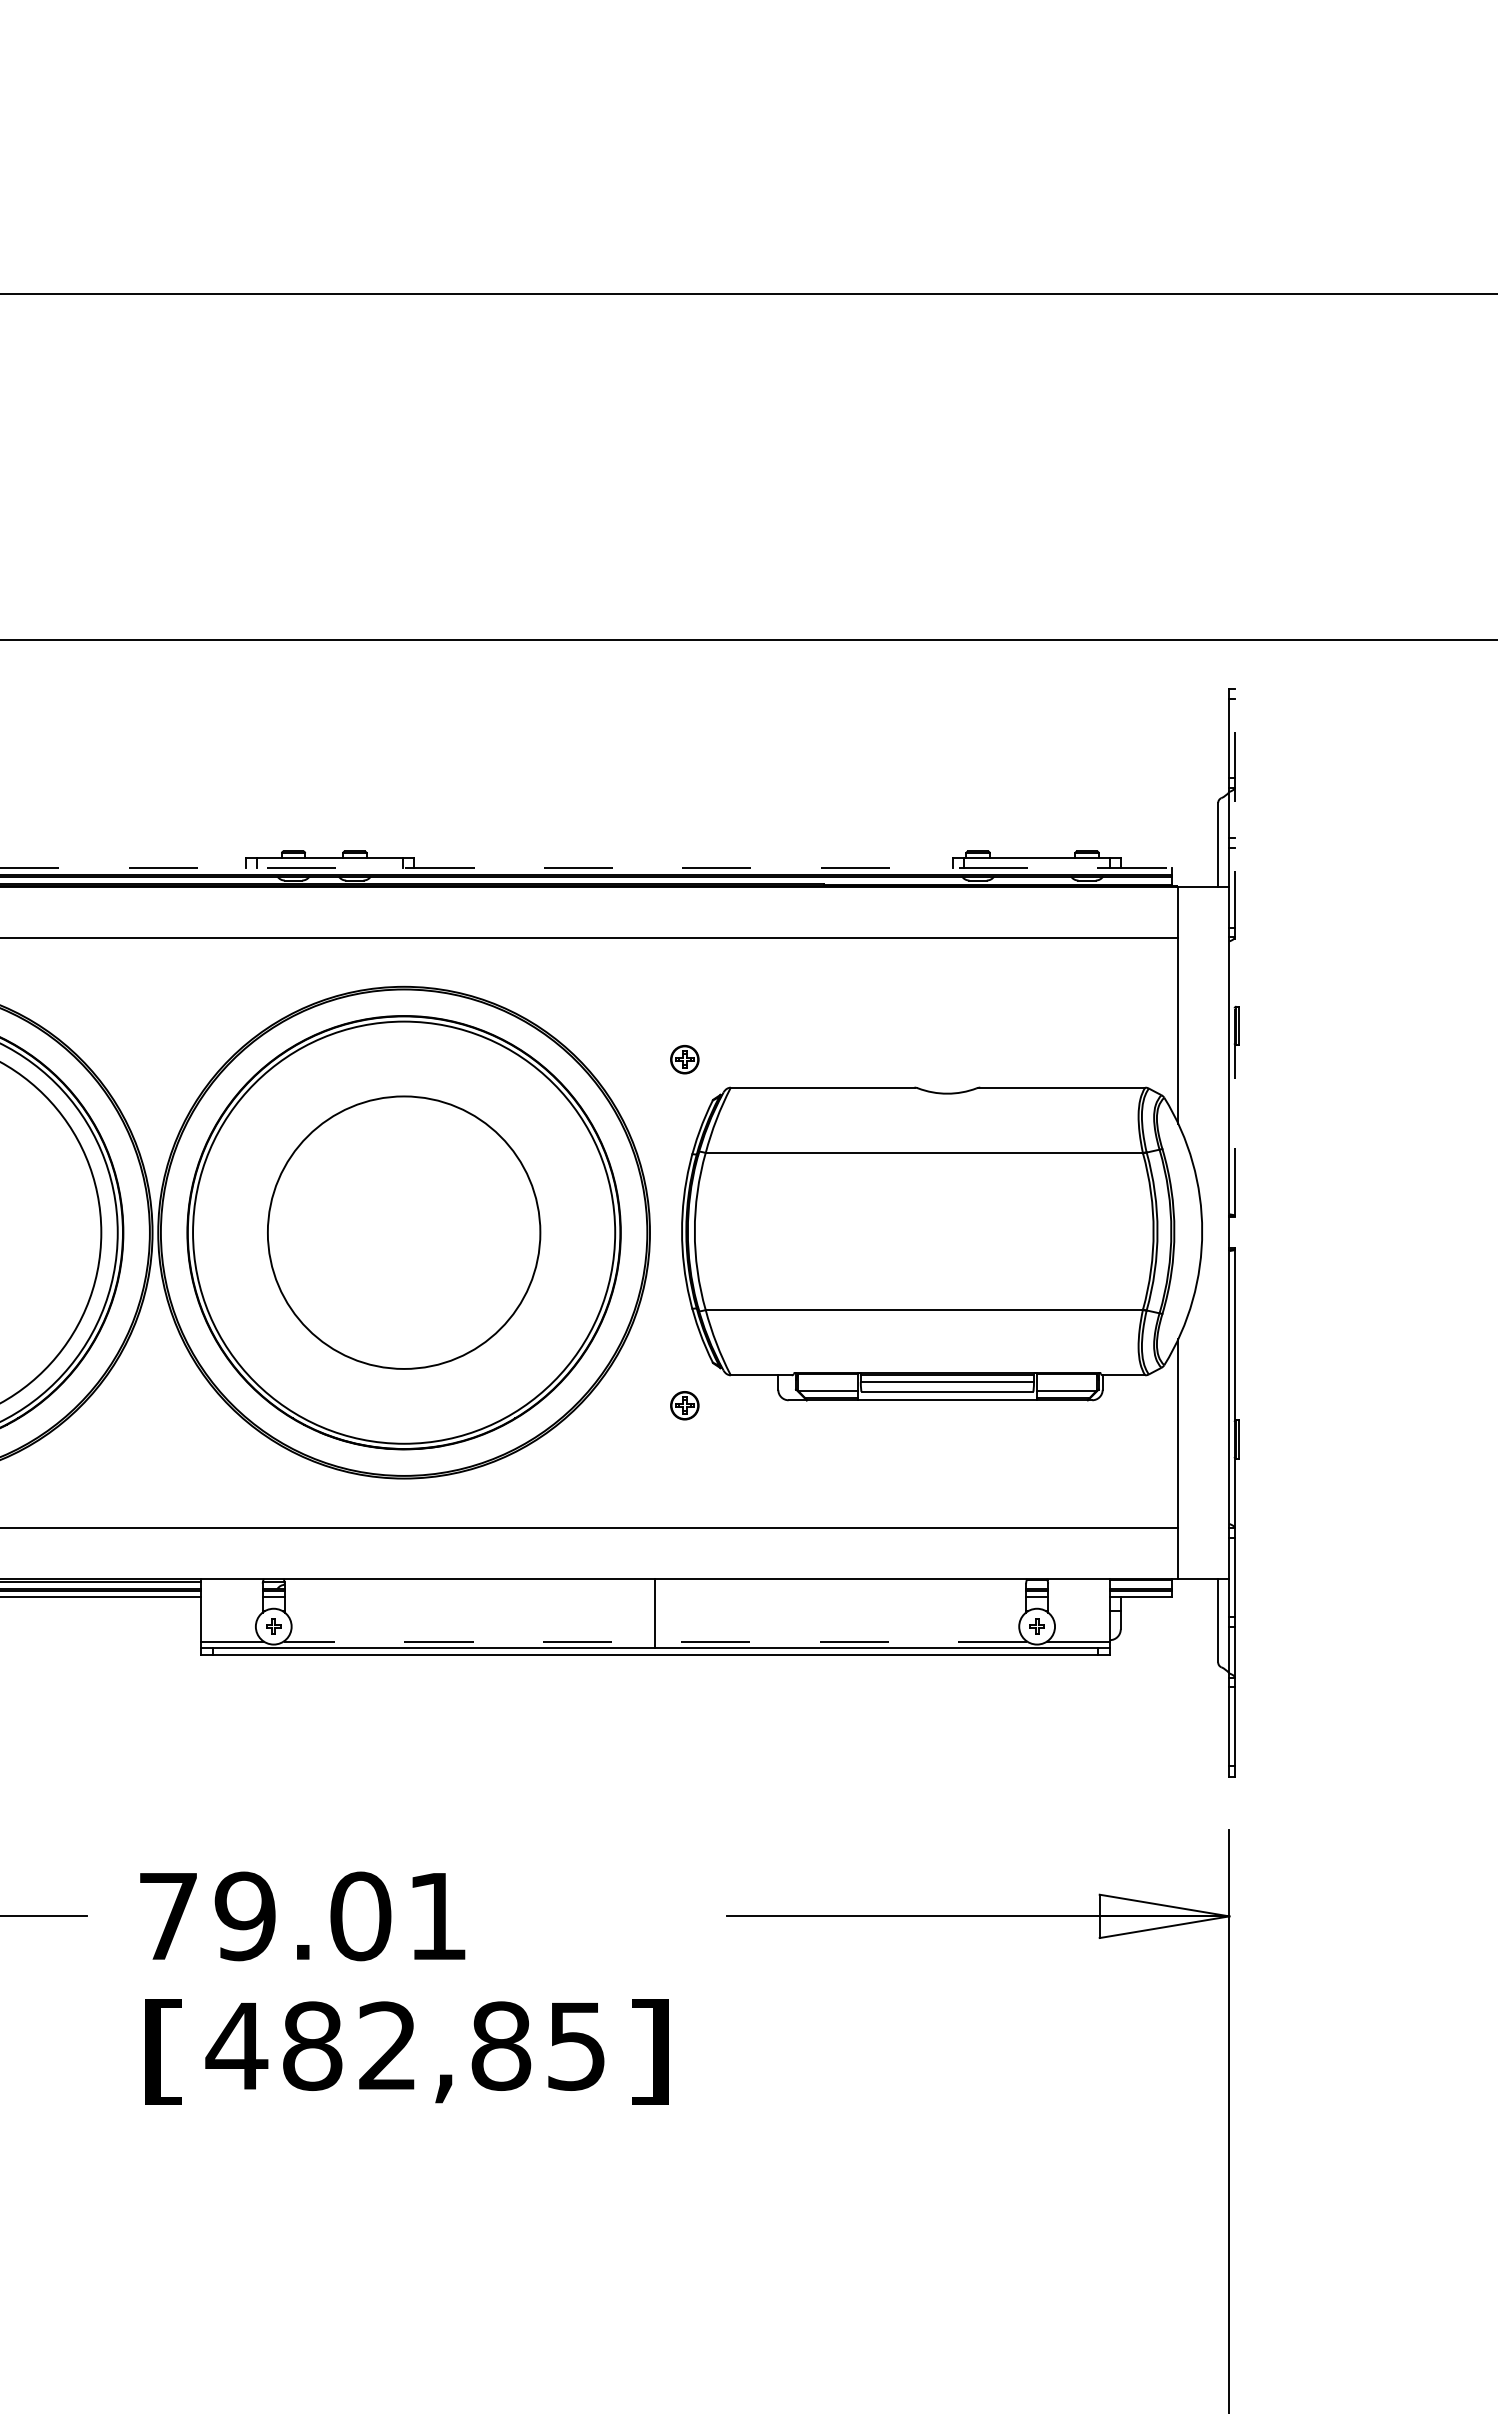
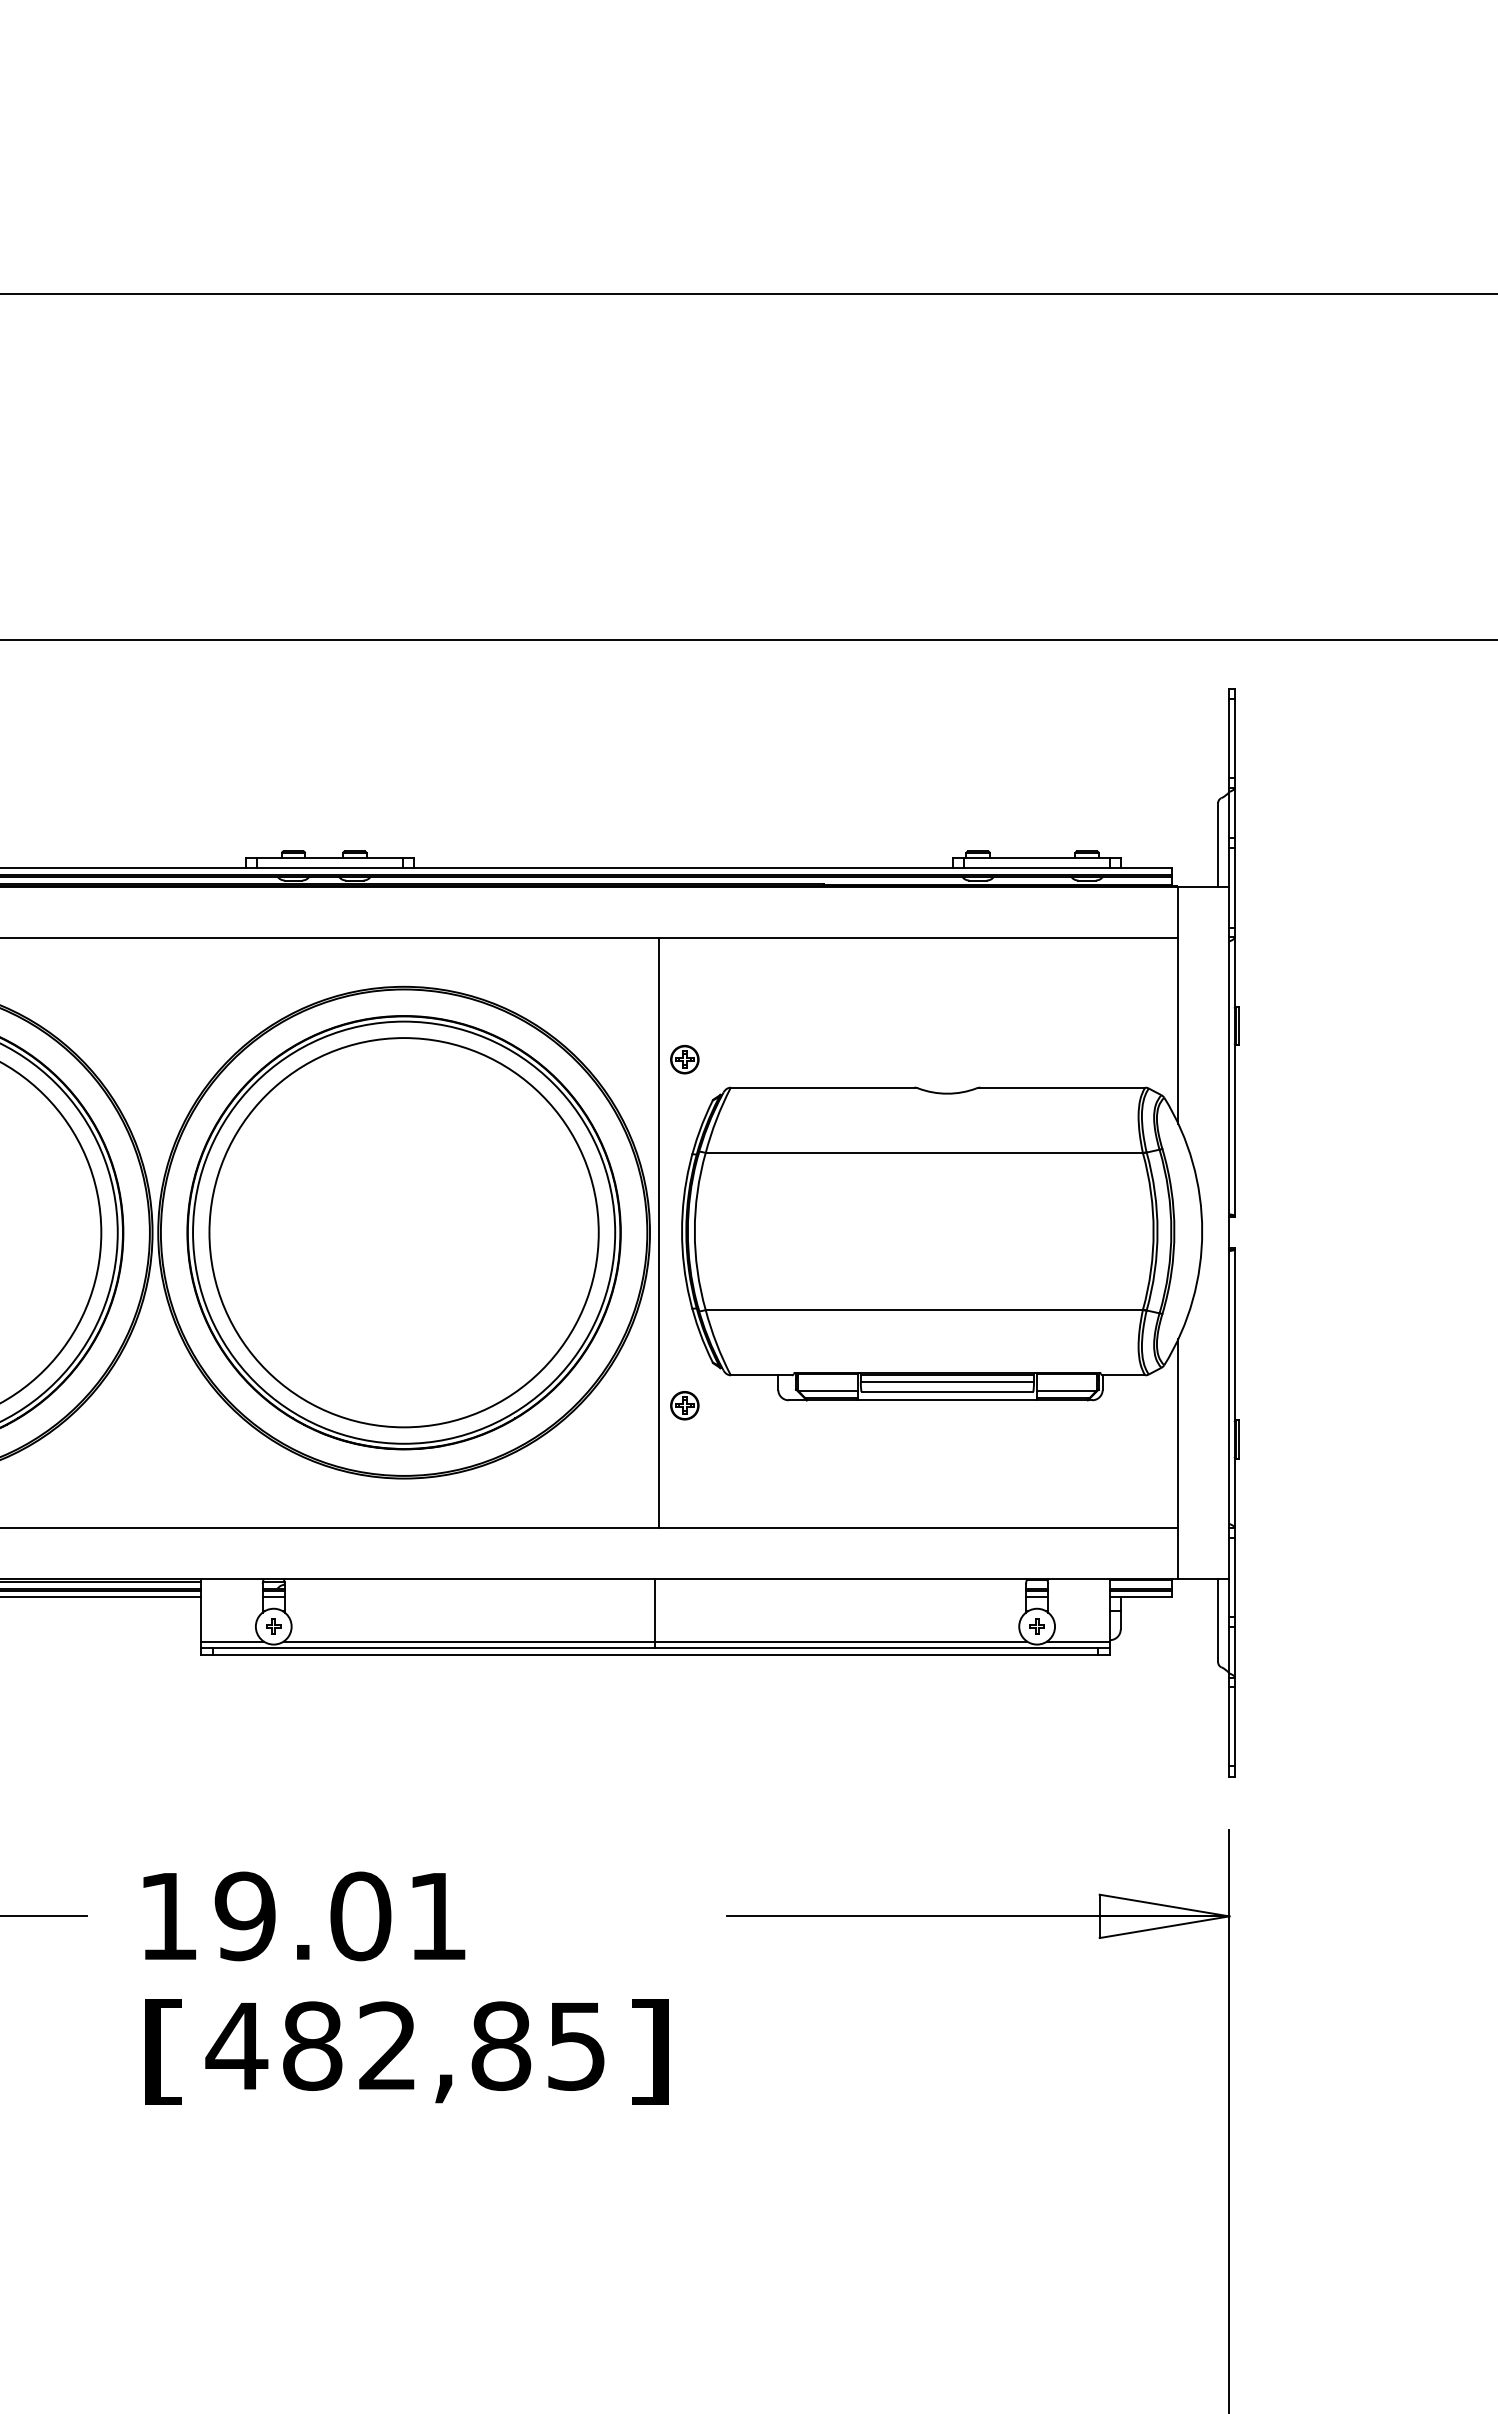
line: dashed -> solid (586, 868)
line: dashed -> solid (1234, 952)
circle diameter: 273 px -> 389 px (403, 1232)
line: none -> present (659, 1232)
line: dashed -> solid (655, 1641)
text: 79.01 -> 19.01 (168, 1916)
